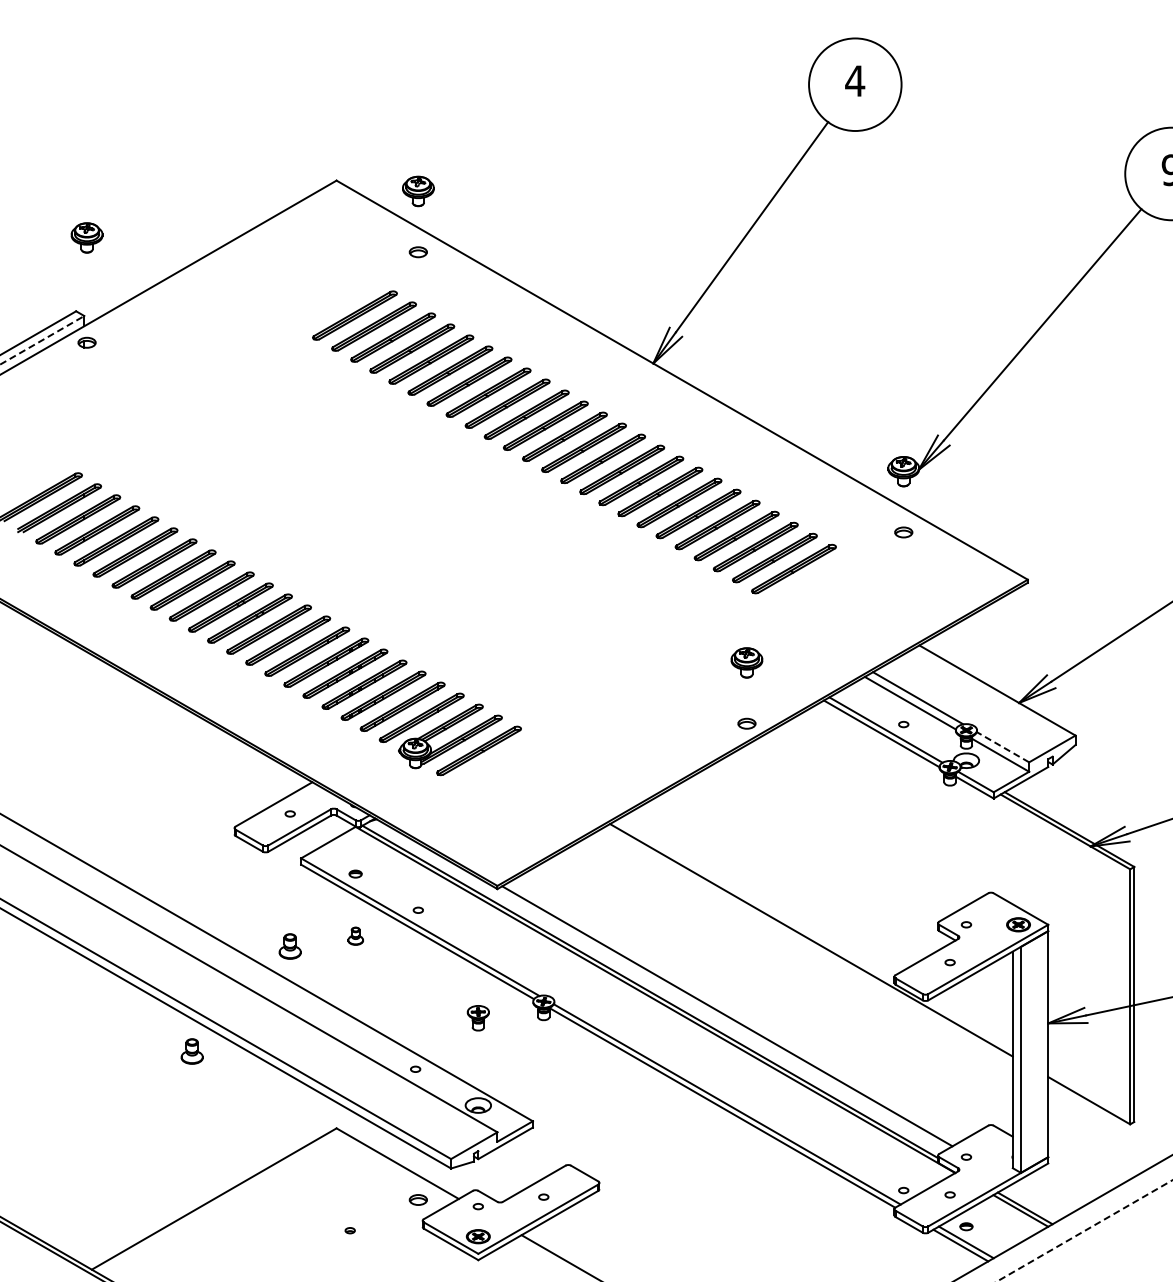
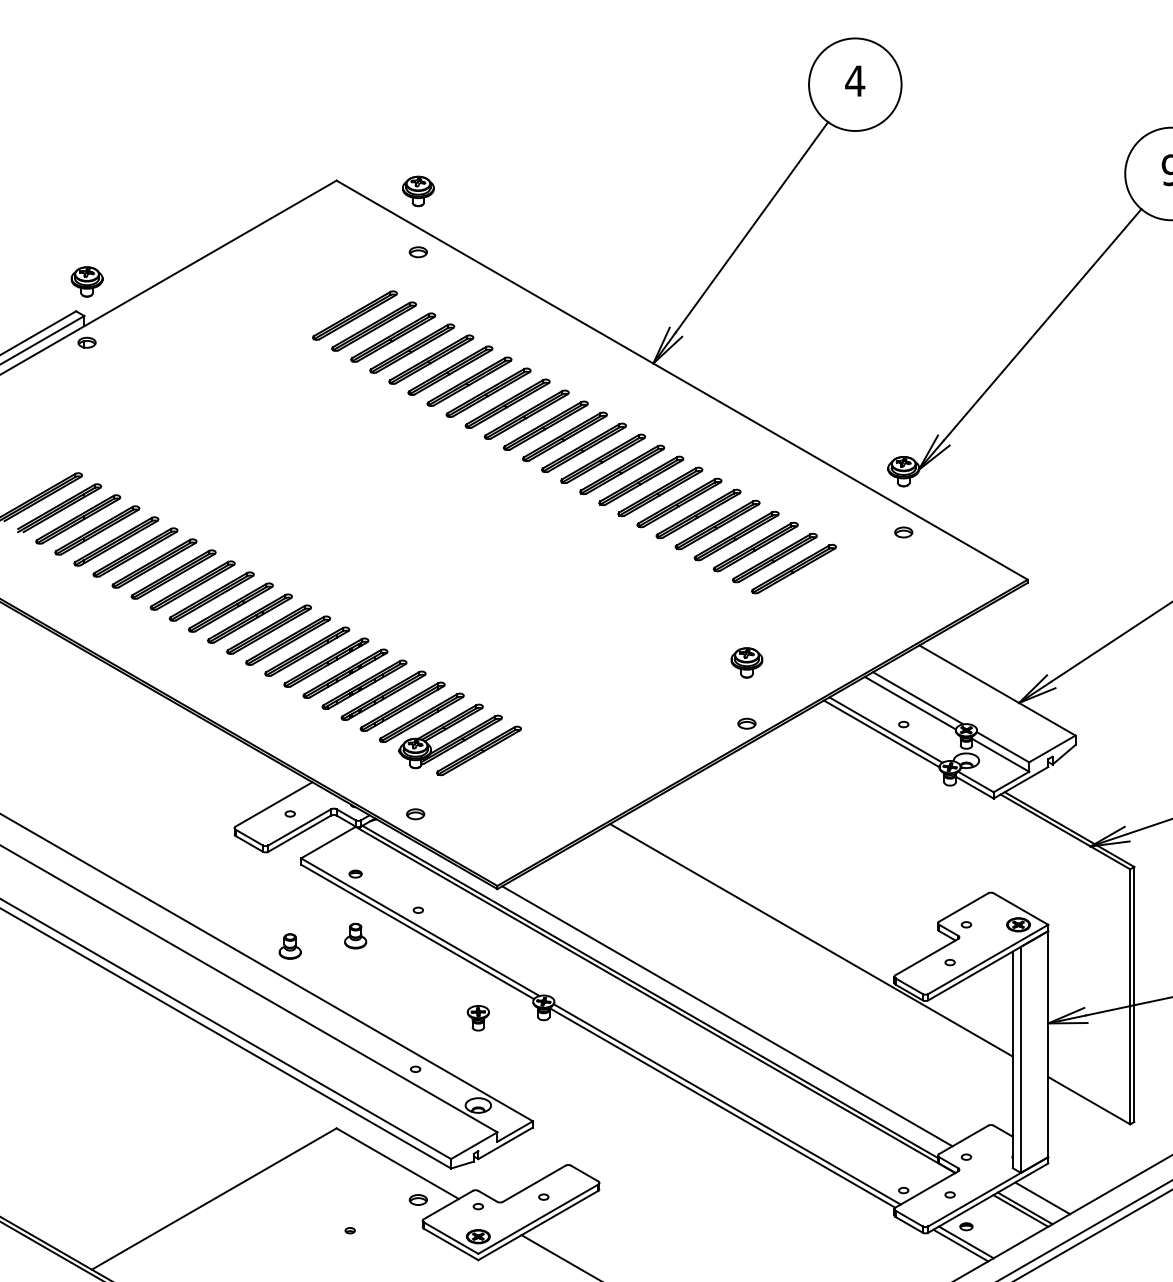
part position: (86, 237) -> (86, 281) (86, 281)
line: dashed -> solid (42, 340)
line: dashed -> solid (1002, 747)
part: none -> present (415, 814)
part size: 17x20 px -> 24x27 px (355, 936)
part: present -> none (191, 1051)
line: none -> present (1042, 1198)
line: dashed -> solid (1084, 1231)
line: none -> present (1093, 1234)
